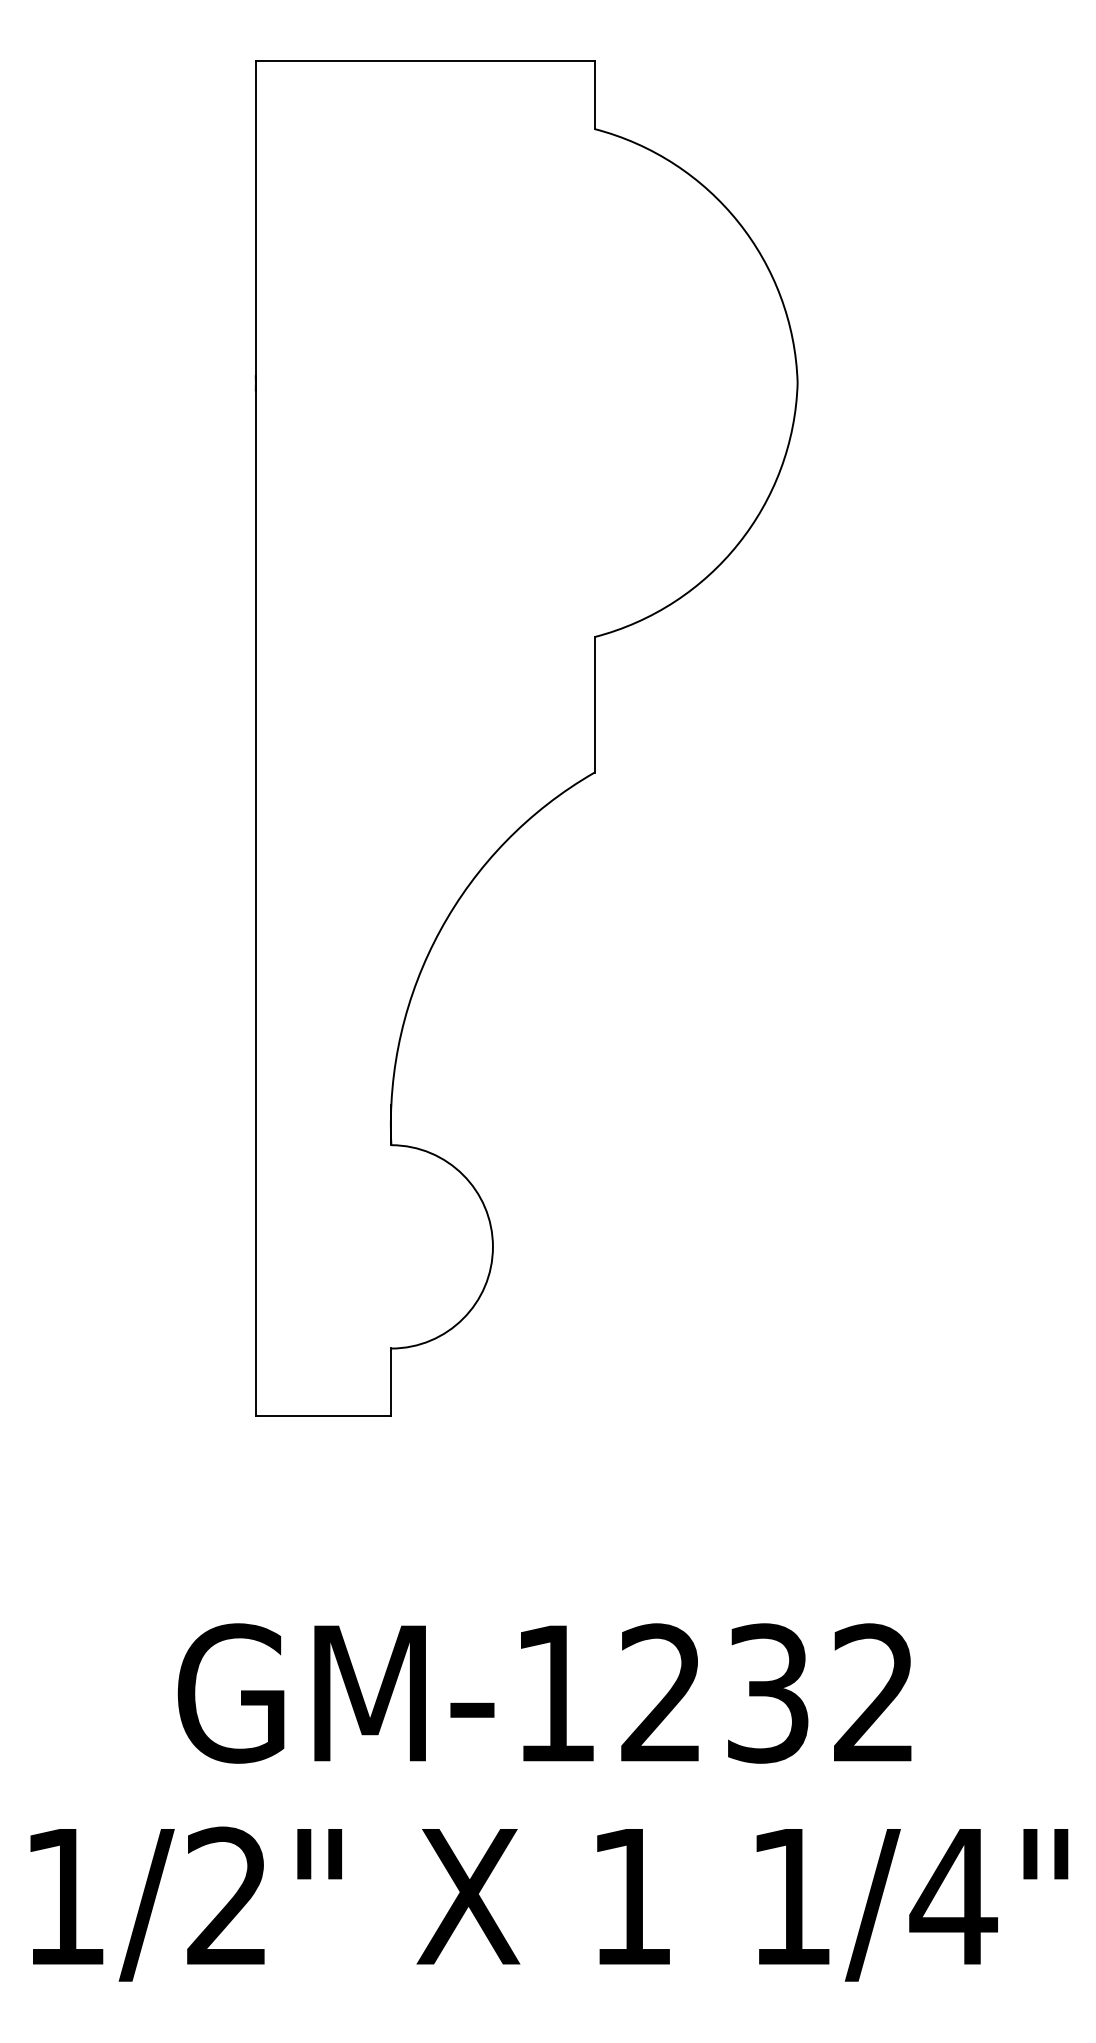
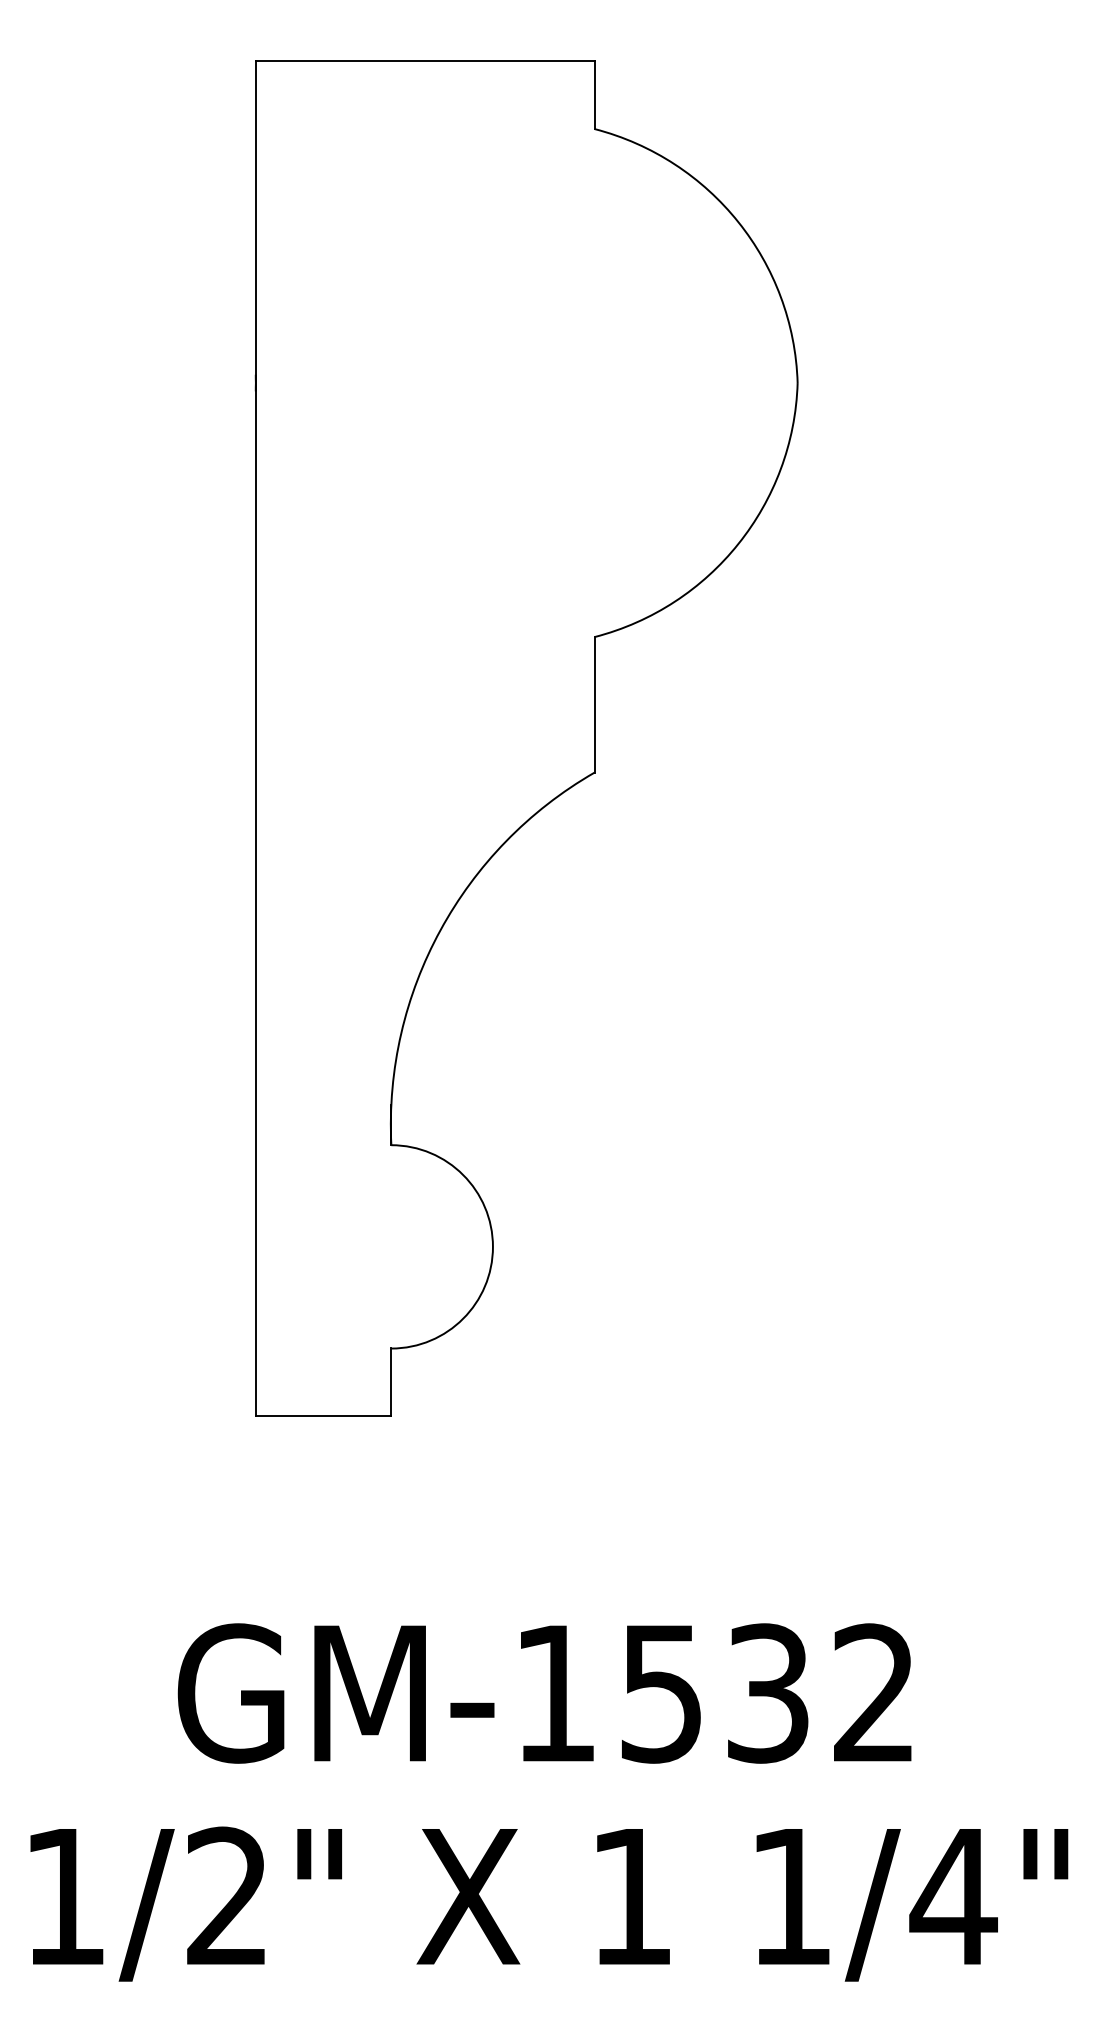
text: GM-1232 -> GM-1532 (660, 1693)
